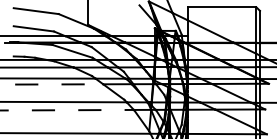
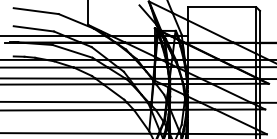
line: dashed -> solid (52, 84)
line: dashed -> solid (67, 110)
